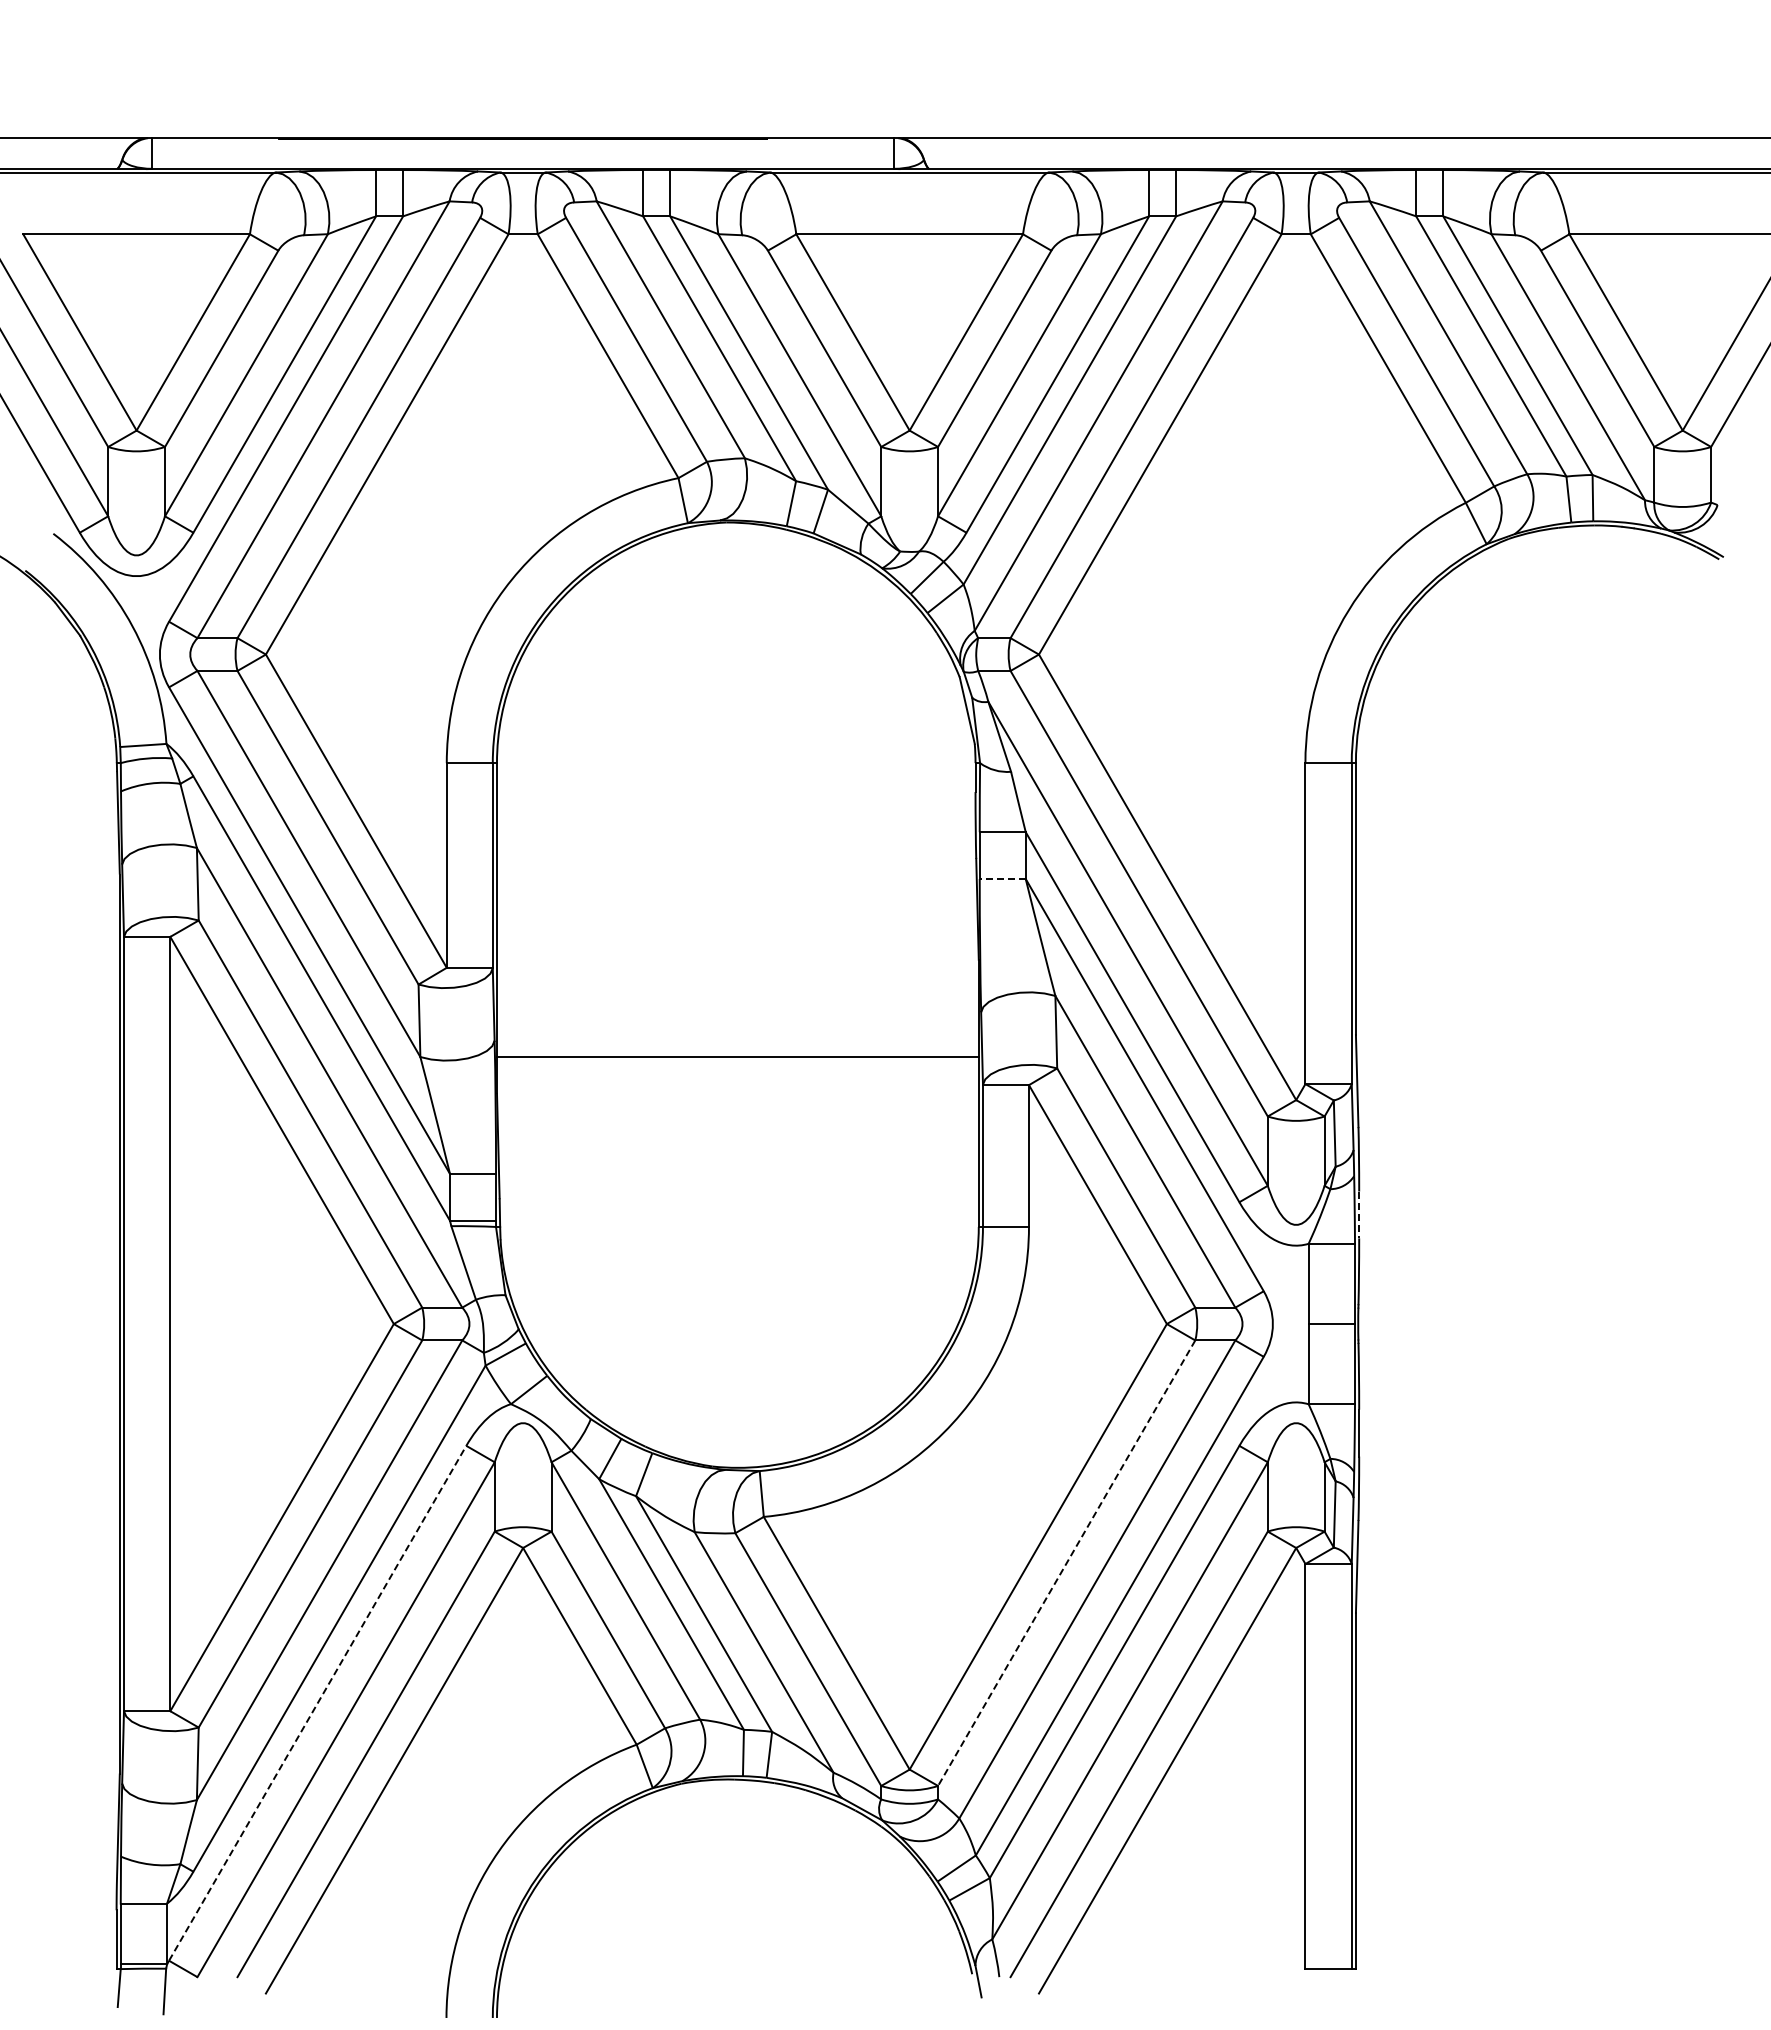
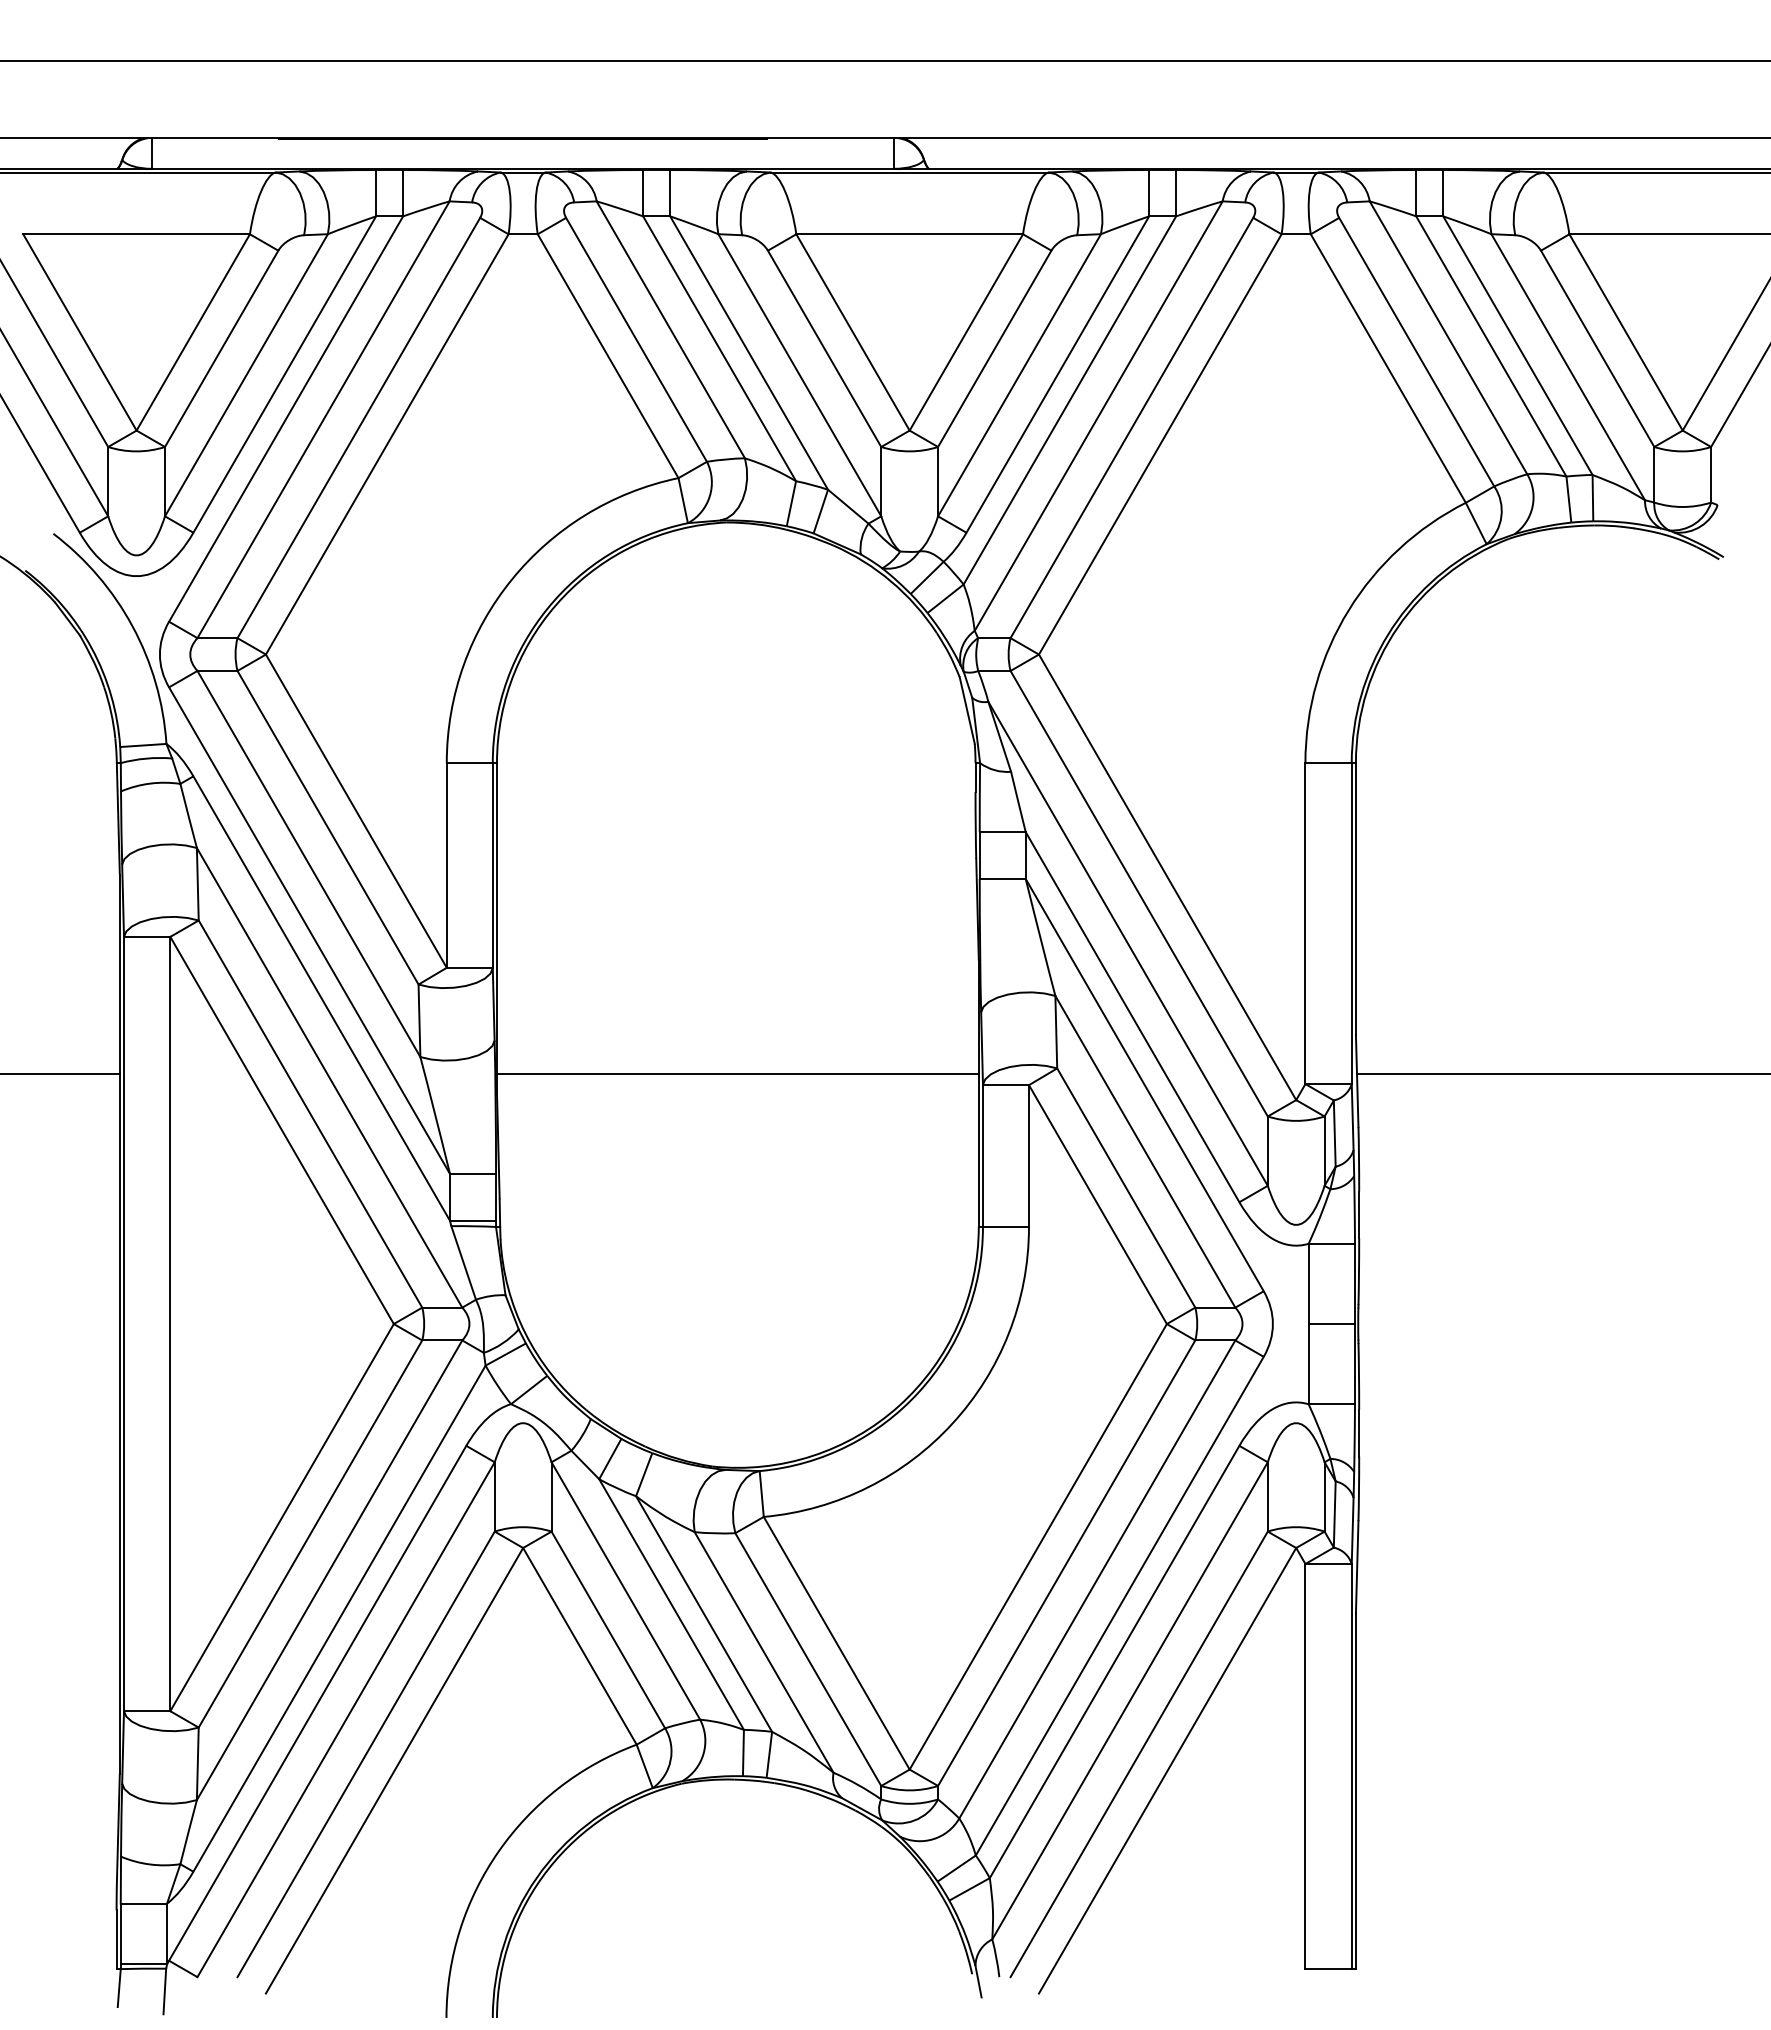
line: none -> present (884, 60)
line: dashed -> solid (1002, 879)
line position: (737, 1056) -> (737, 1073) (737, 1073)
line: none -> present (60, 1073)
line: none -> present (1562, 1073)
line: dashed -> solid (1359, 1215)
line: dashed -> solid (1066, 1563)
line: dashed -> solid (317, 1702)
